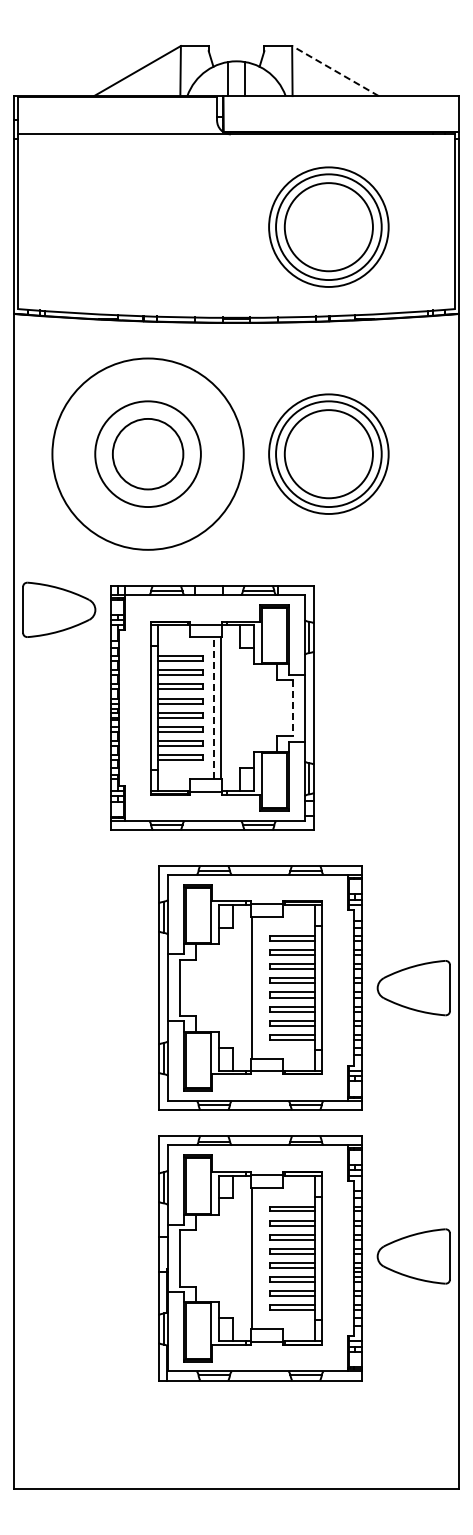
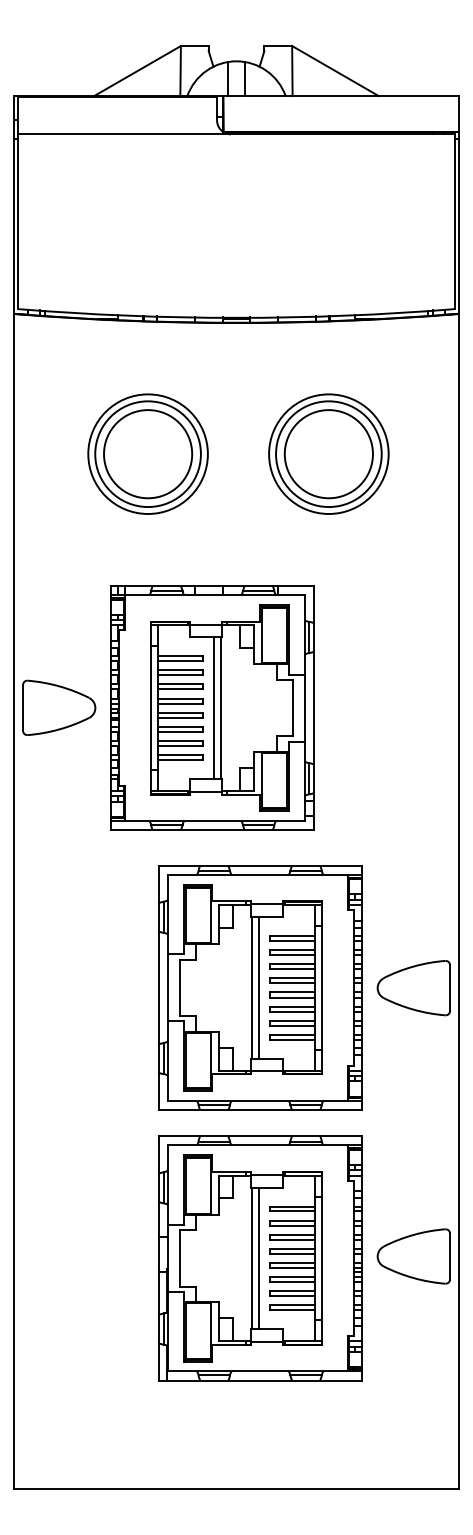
line: dashed -> solid (335, 70)
part: present -> none (328, 226)
circle diameter: 191 px -> 120 px (147, 453)
circle diameter: 71 px -> 88 px (148, 454)
part position: (59, 609) -> (59, 707) (59, 707)
line: dashed -> solid (213, 708)
line: dashed -> solid (292, 708)
line: none -> present (259, 987)
line: none -> present (259, 1258)
